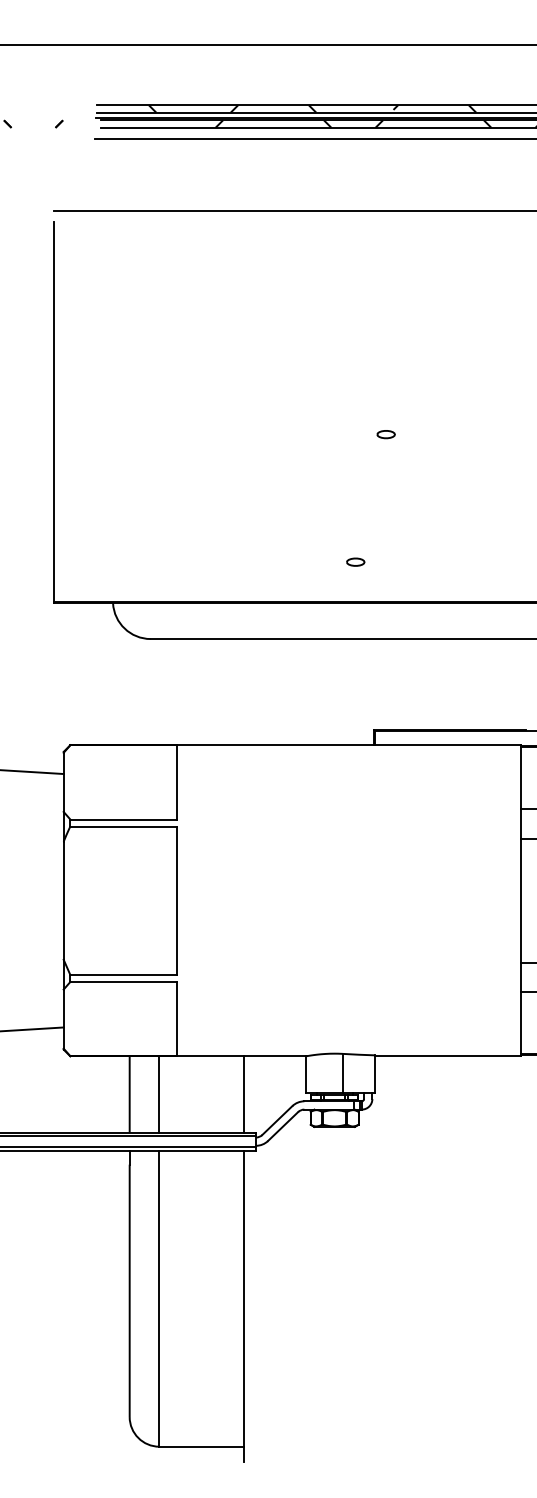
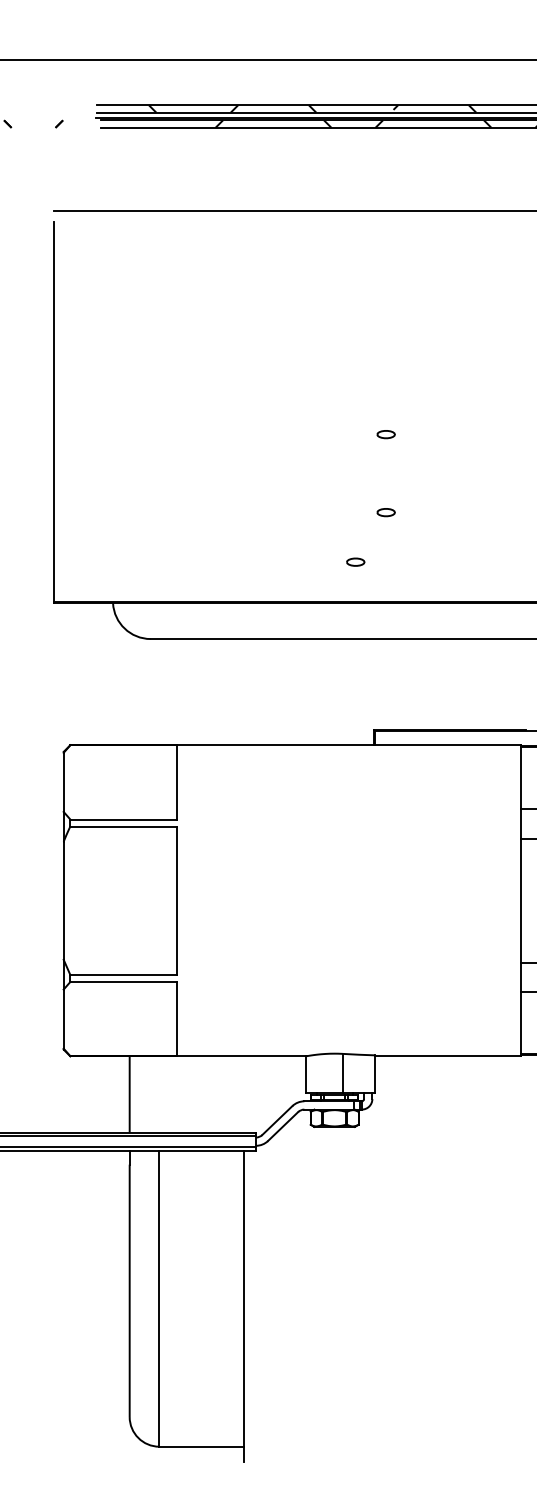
line position: (267, 44) -> (267, 59) (267, 59)
line: present -> none (314, 139)
part: none -> present (385, 512)
line: present -> none (32, 772)
line: present -> none (32, 1029)
line: present -> none (159, 1094)
line: present -> none (244, 1094)
